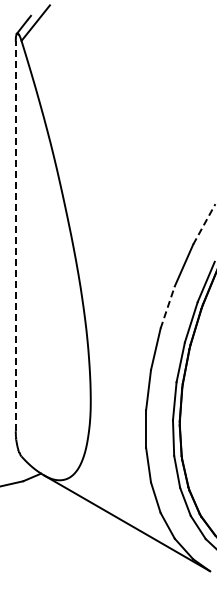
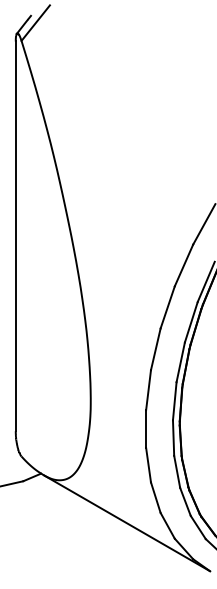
line: dashed -> solid (204, 223)
line: dashed -> solid (15, 236)
line: dashed -> solid (167, 306)
